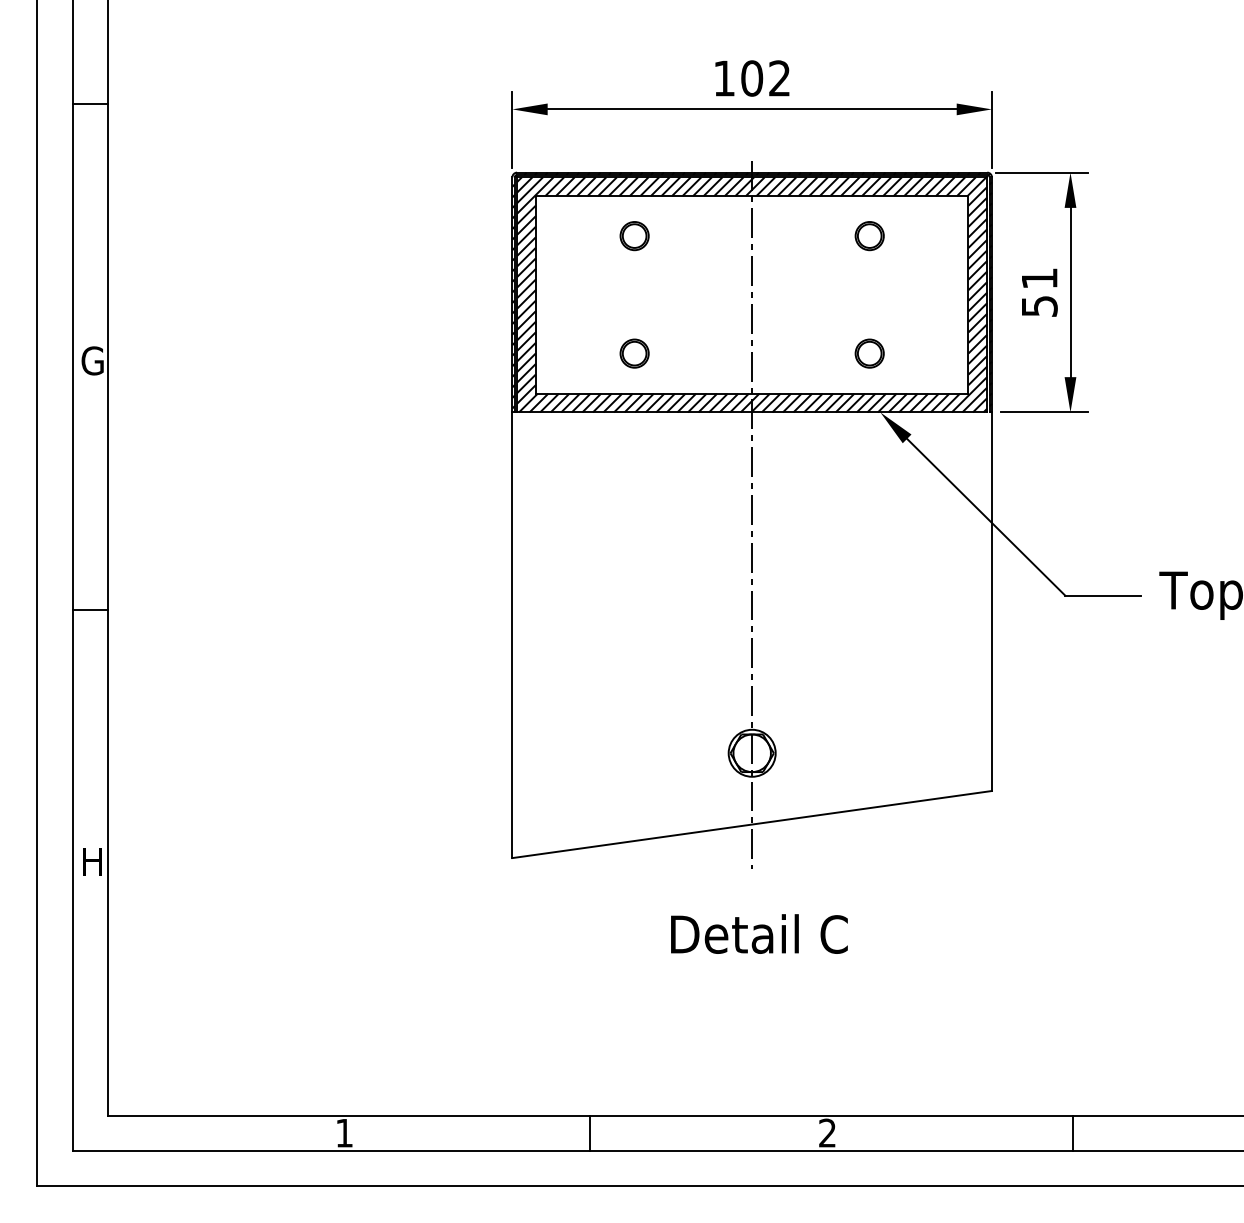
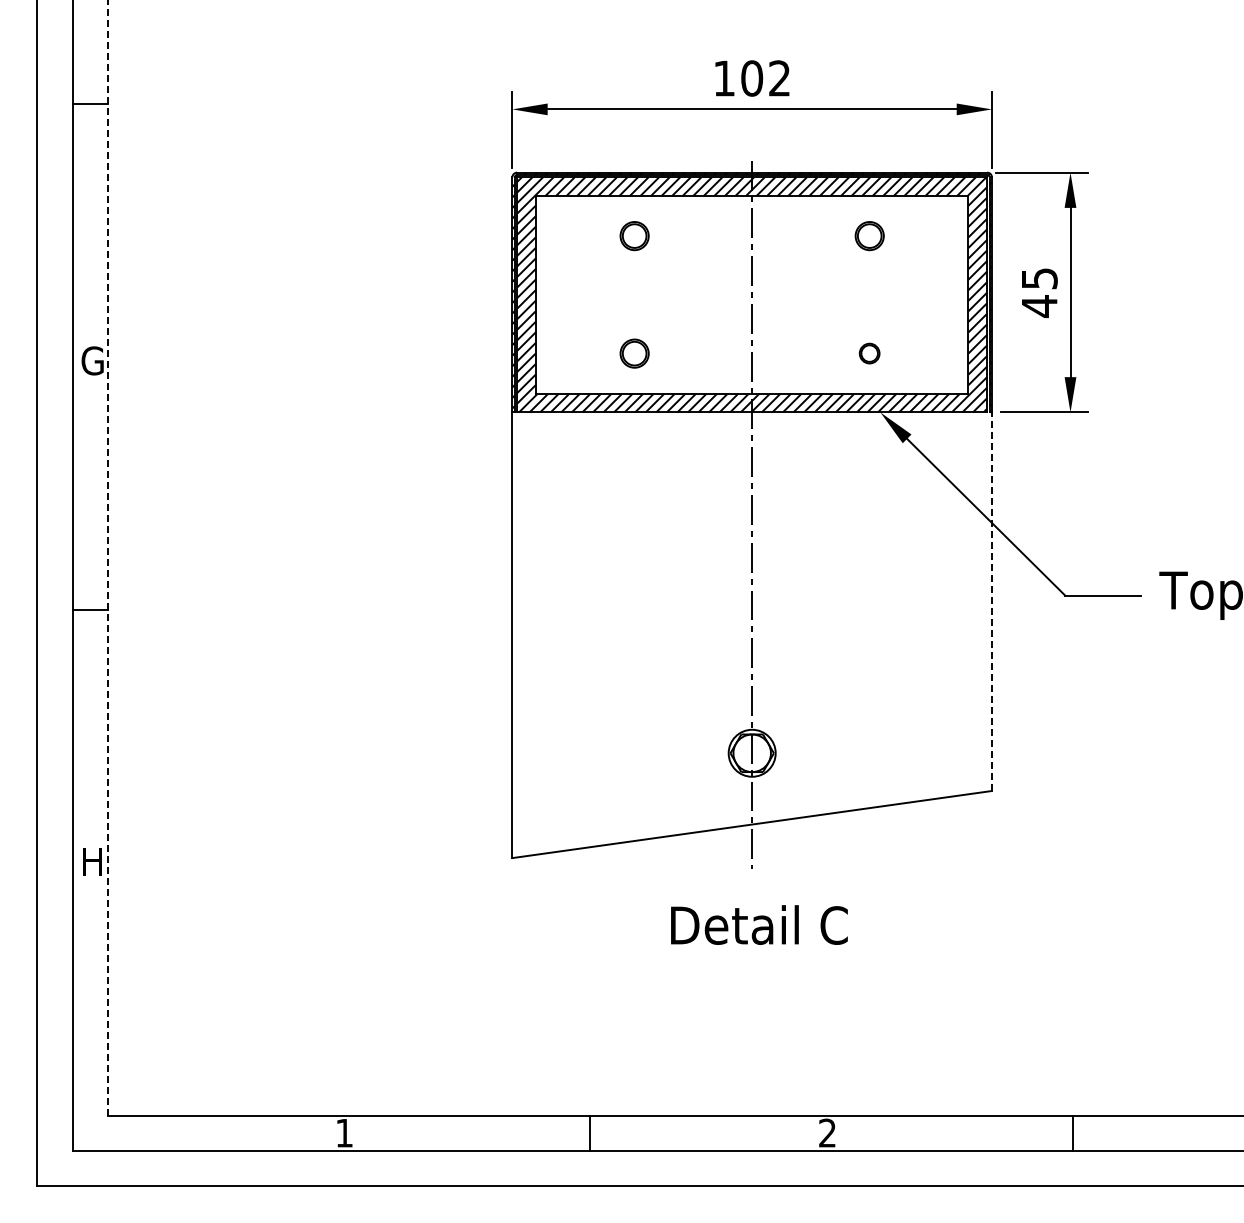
text: 51 -> 45 (1039, 292)
part size: 31x31 px -> 23x23 px (869, 353)
line: solid -> dashed (107, 557)
line: solid -> dashed (991, 601)
text position: (759, 933) -> (759, 924) (759, 924)
